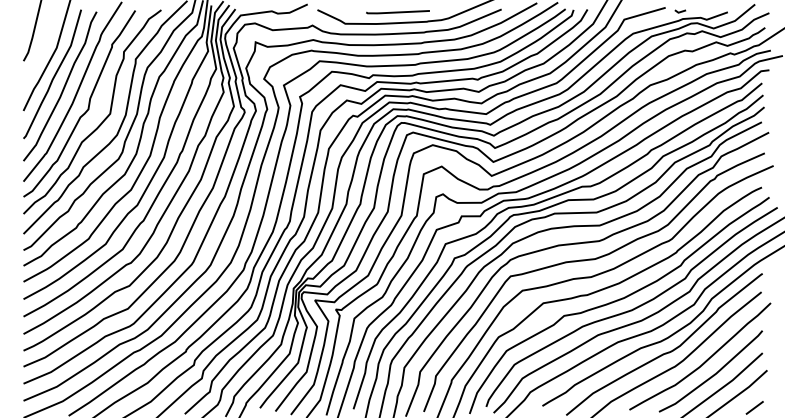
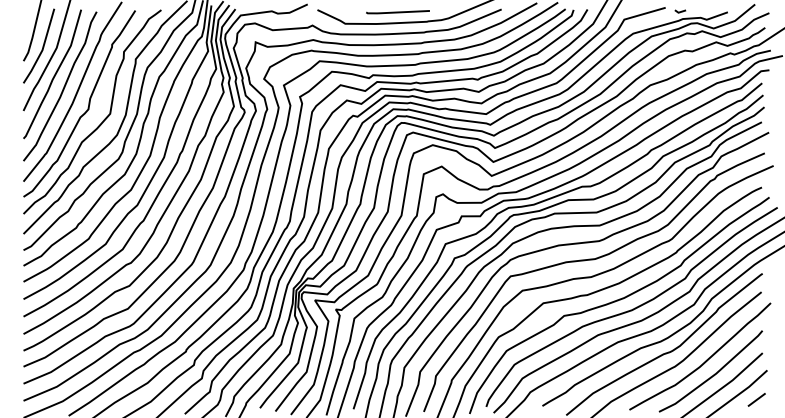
line: none -> present (42, 45)
line position: (754, 407) -> (756, 399) (756, 399)
